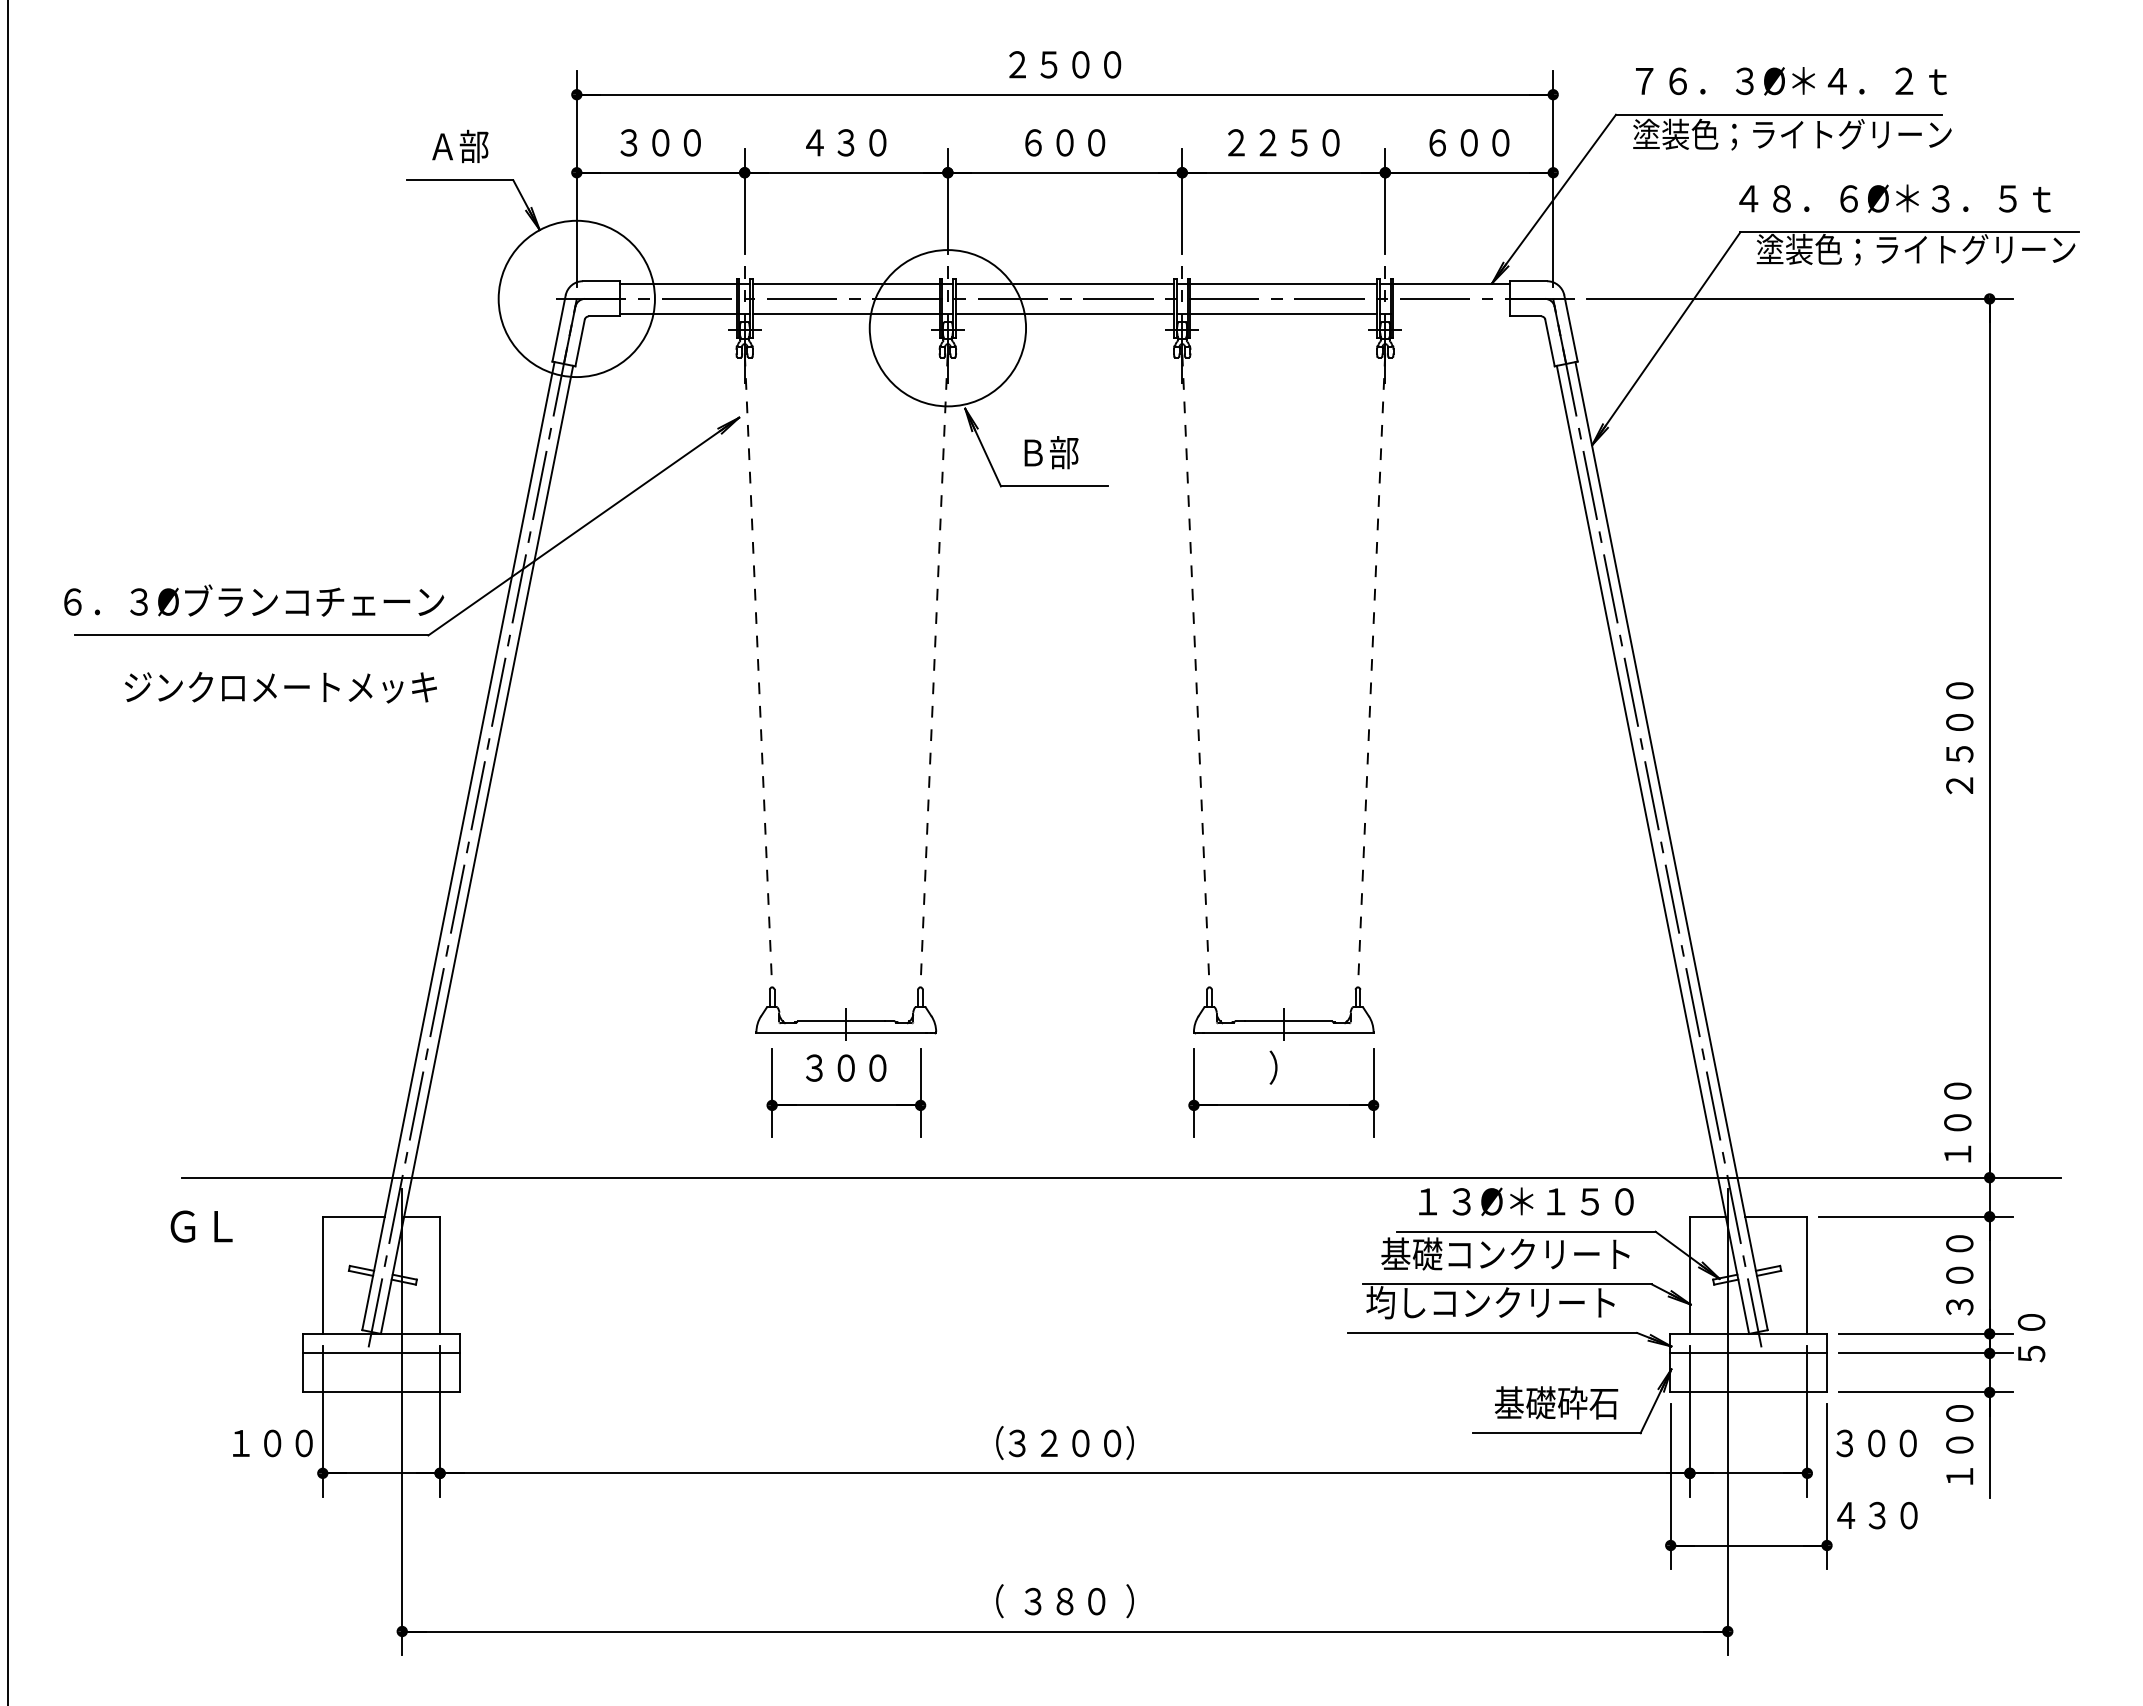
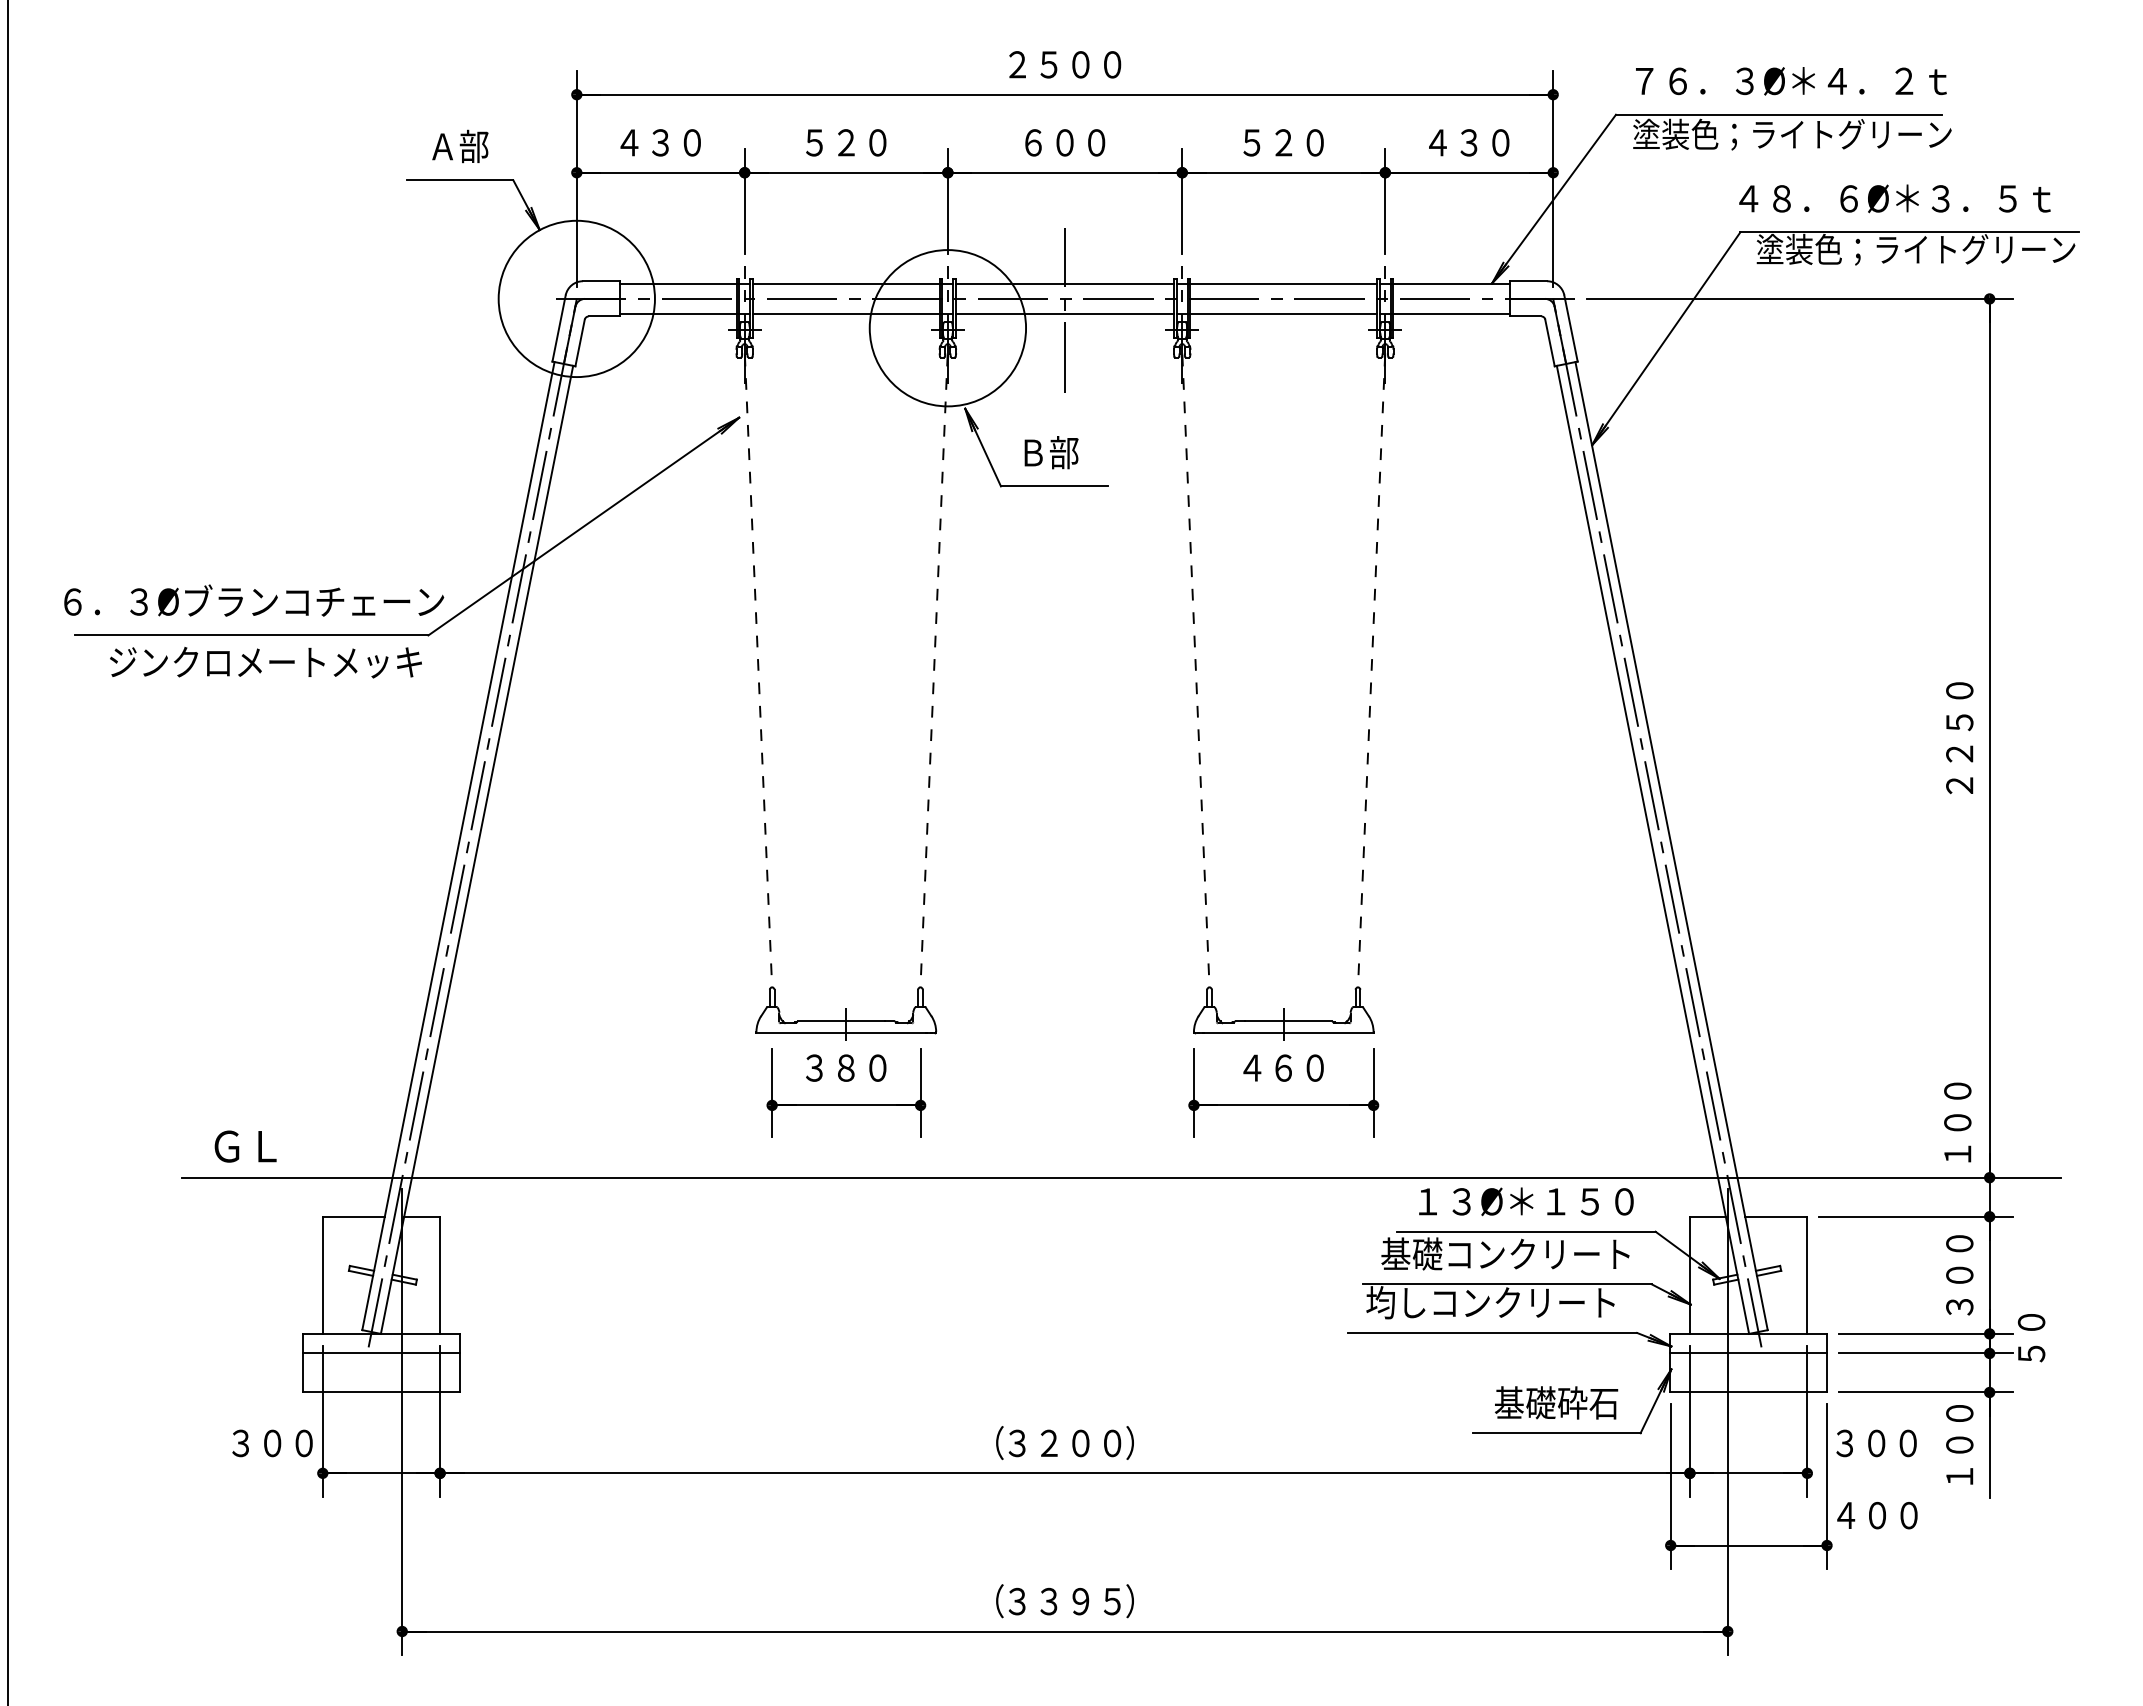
text: ３００ -> ４３０ (644, 142)
text: ４３０ -> ５２０ (830, 142)
text: ２２５０ -> ５２０ (1283, 142)
text: ６００ -> ４３０ (1453, 142)
line: none -> present (1065, 309)
line: none -> present (1451, 313)
text position: (280, 687) -> (265, 662) (265, 662)
text: ２５００ -> ２２５０ (1959, 738)
text: ３００ -> ３８０ (845, 1067)
text: ） -> ４６０ (1283, 1067)
text position: (201, 1226) -> (245, 1146) (245, 1146)
text: １００ -> ３００ (240, 1443)
text: ４３０ -> ４００ (1876, 1515)
text: ３８０ -> ３３９５ (1064, 1601)
